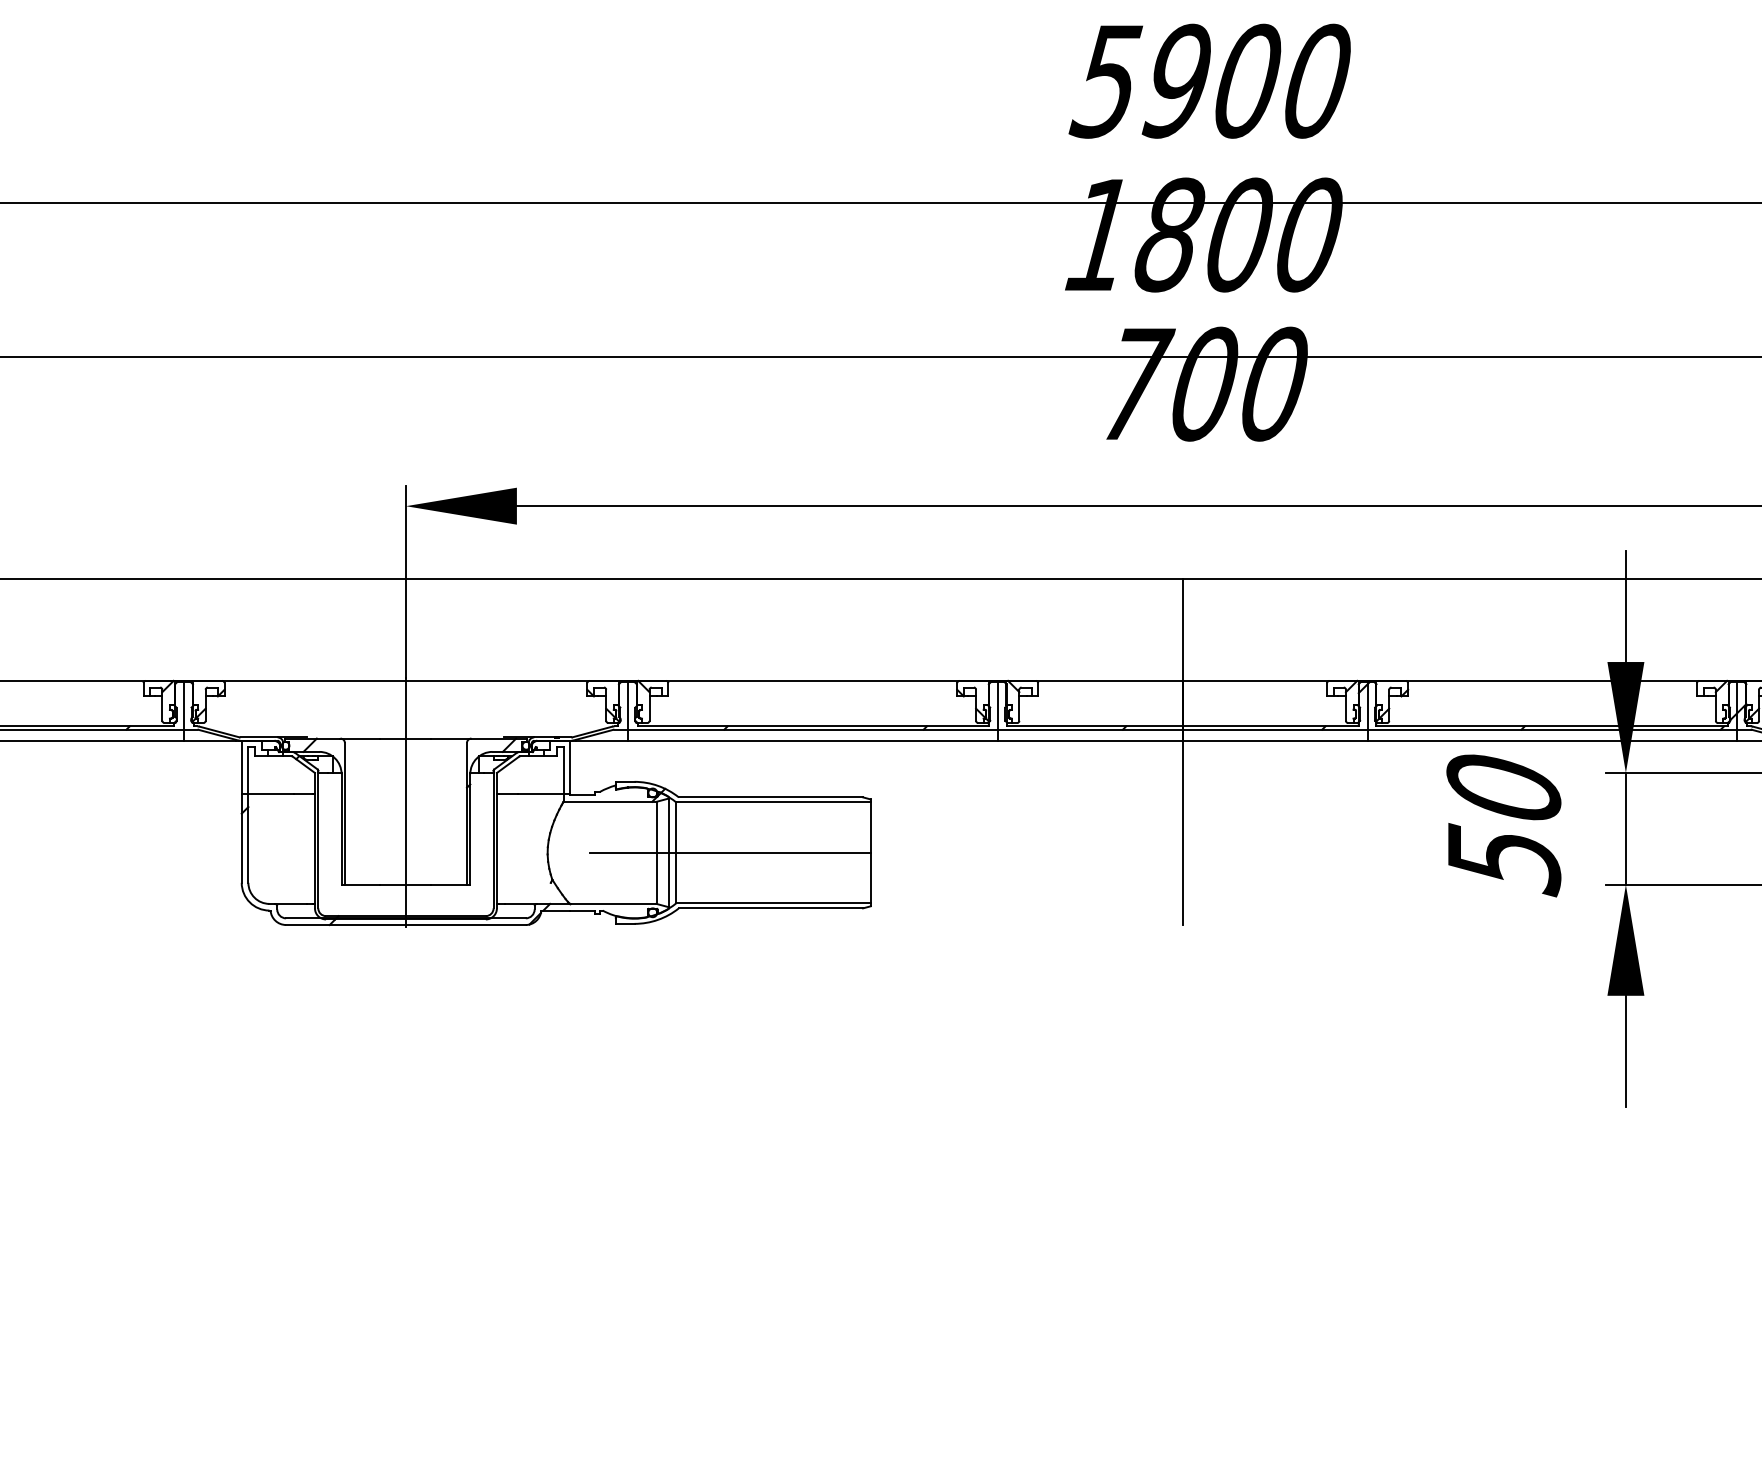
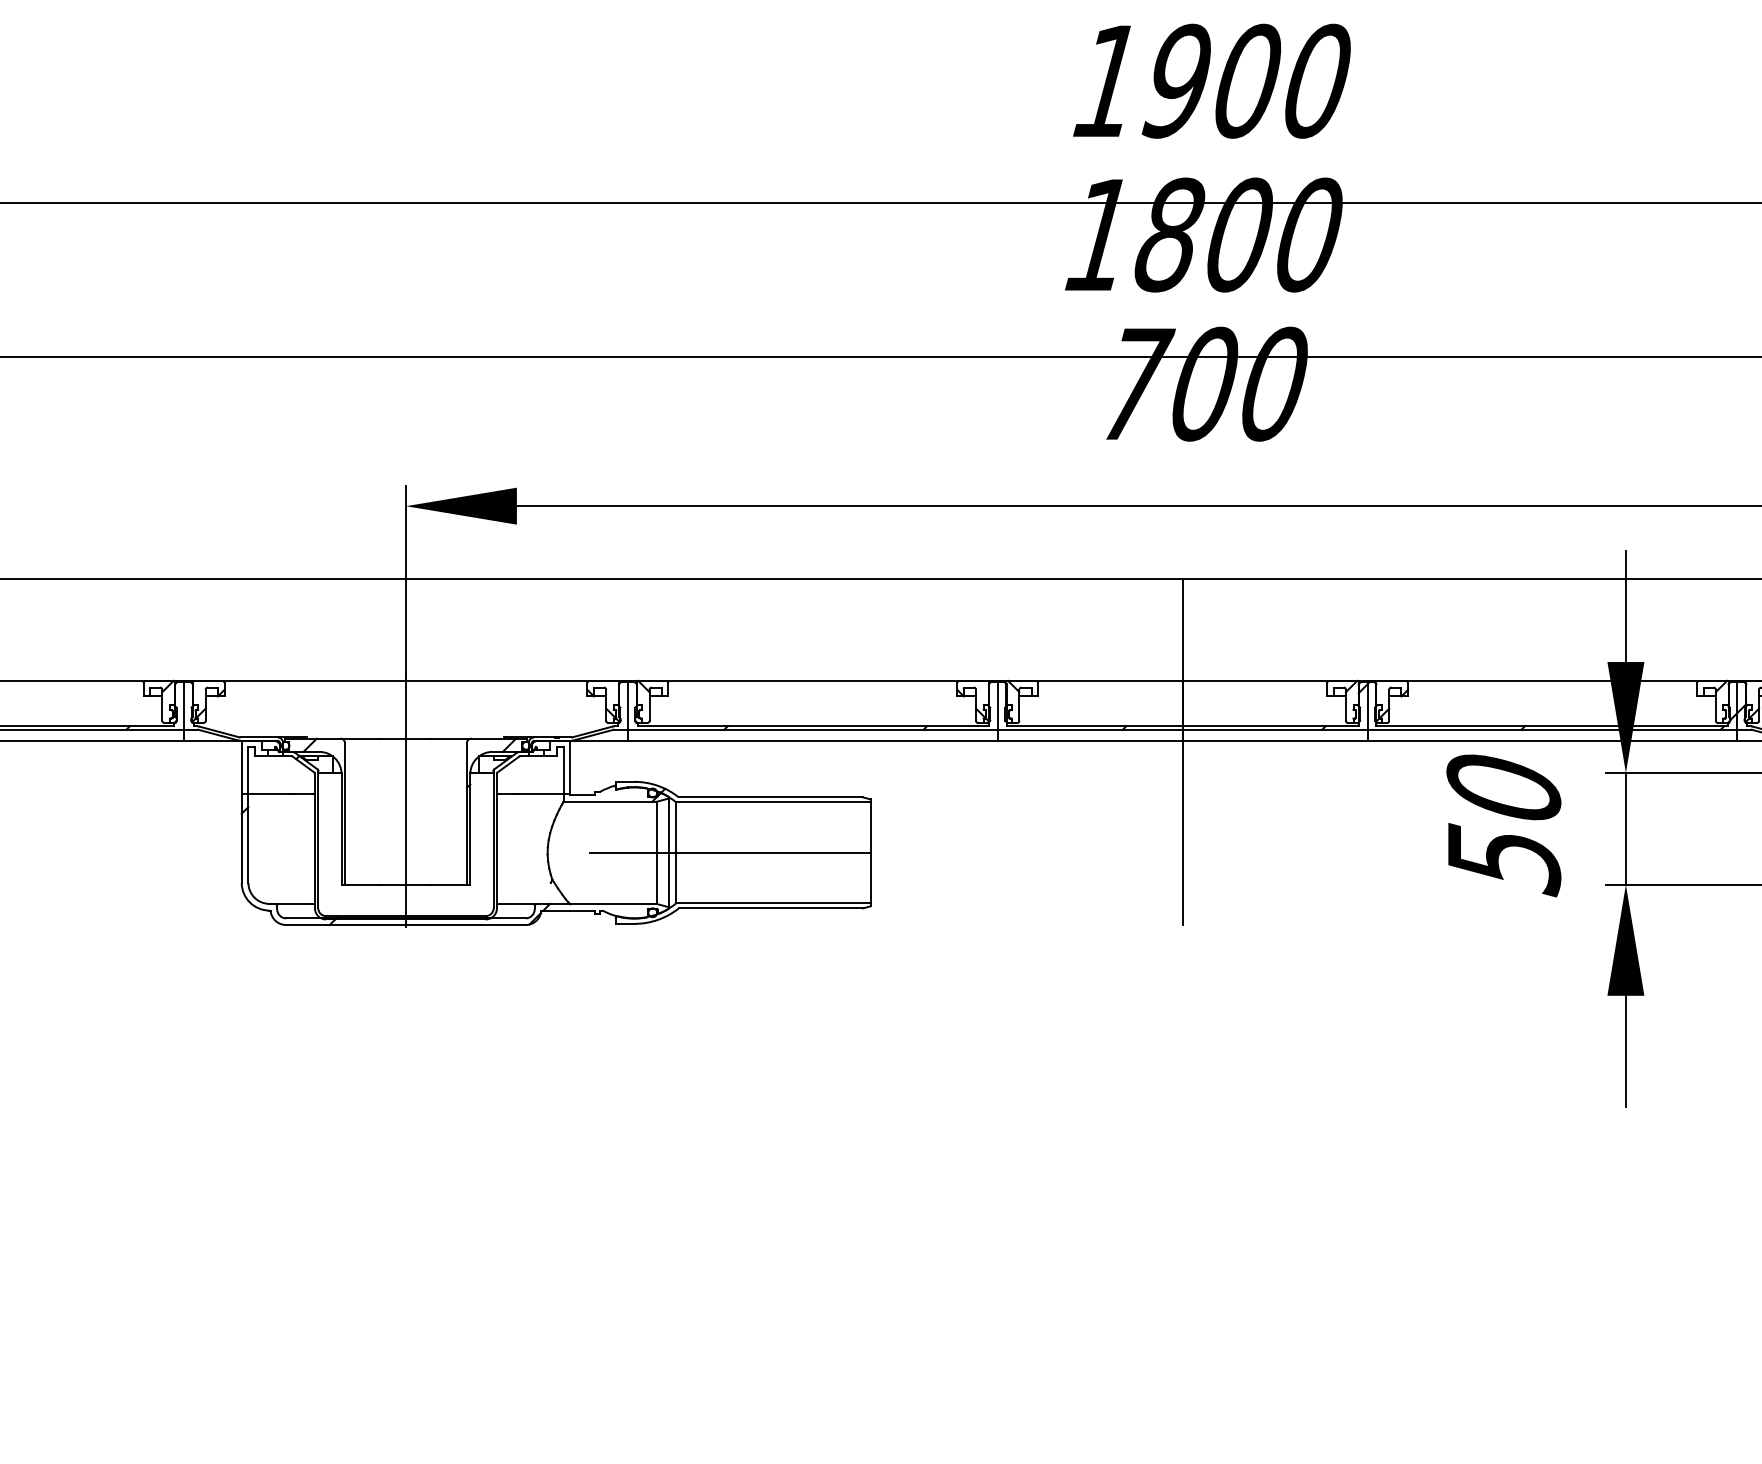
text: 5900 -> 1900 (1105, 81)
